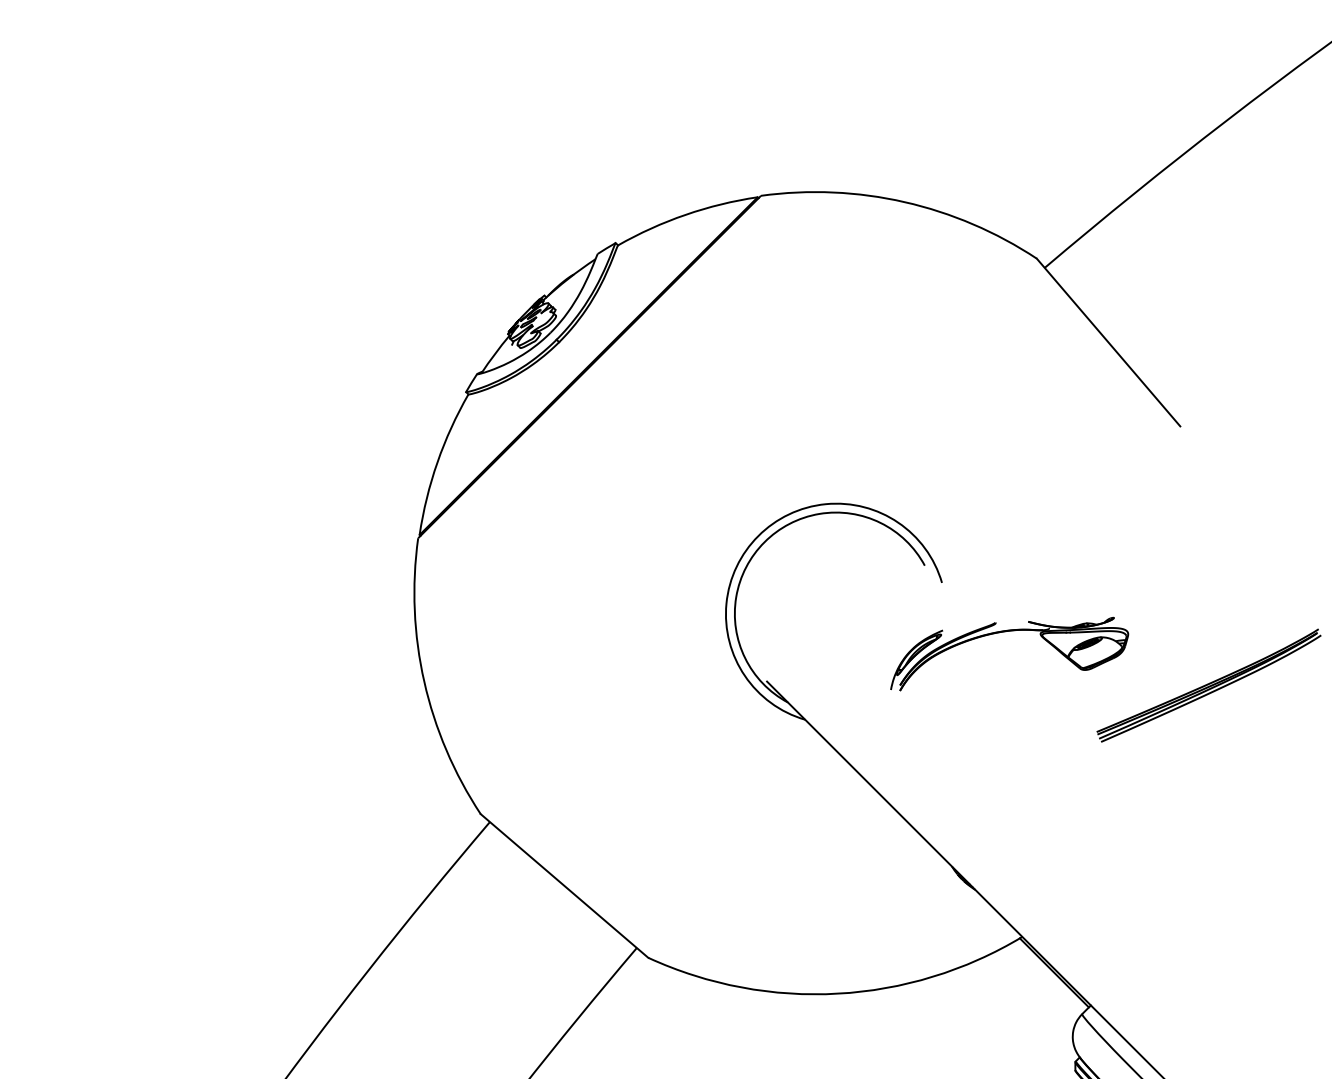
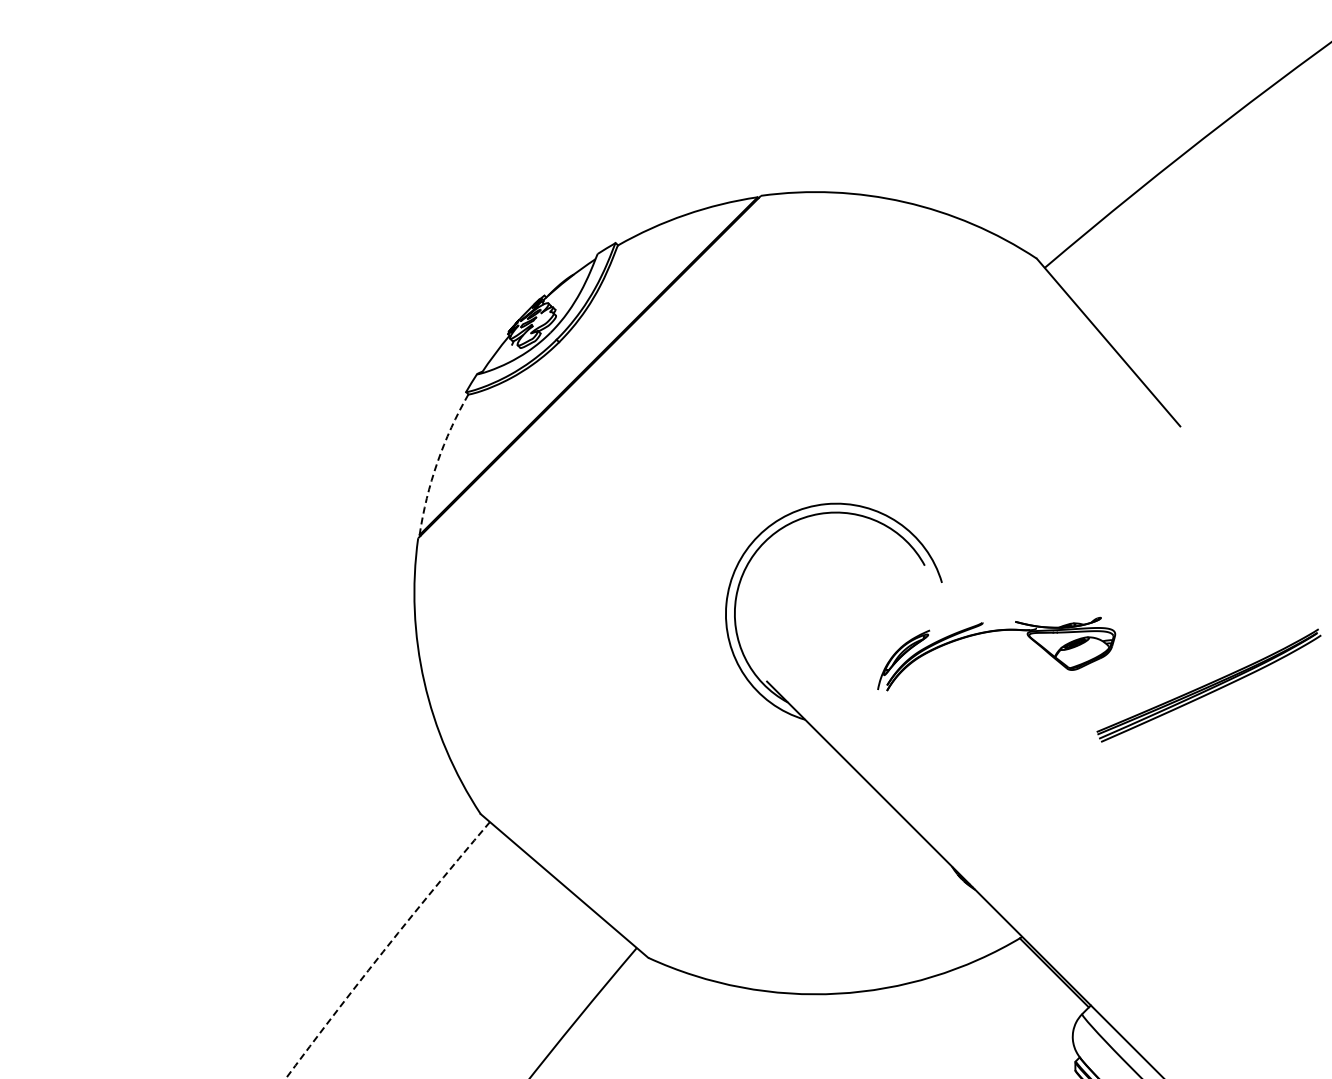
arc: solid -> dashed (437, 462)
part position: (1005, 632) -> (992, 632) (992, 632)
arc: solid -> dashed (385, 948)
